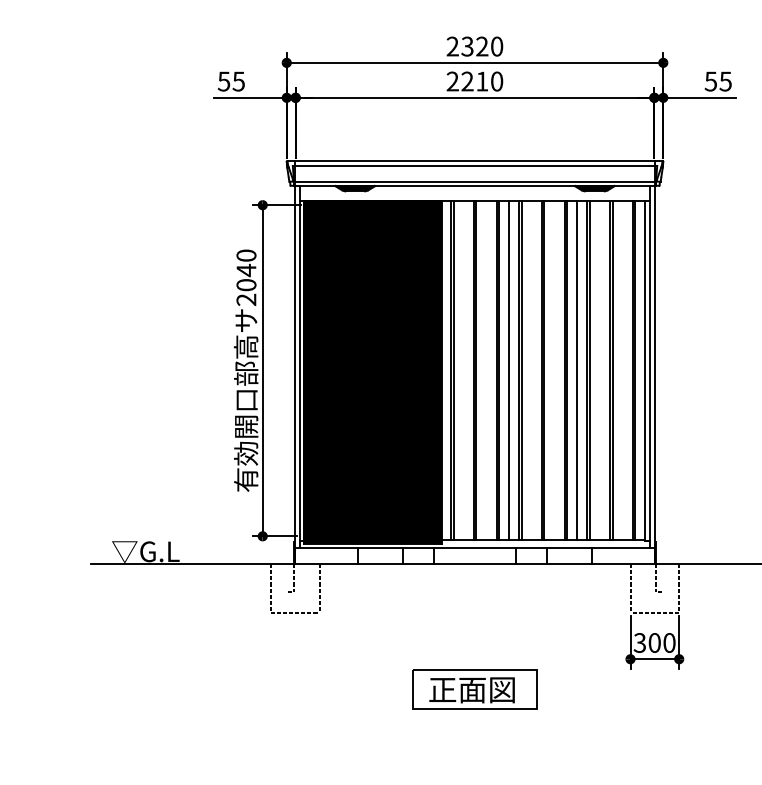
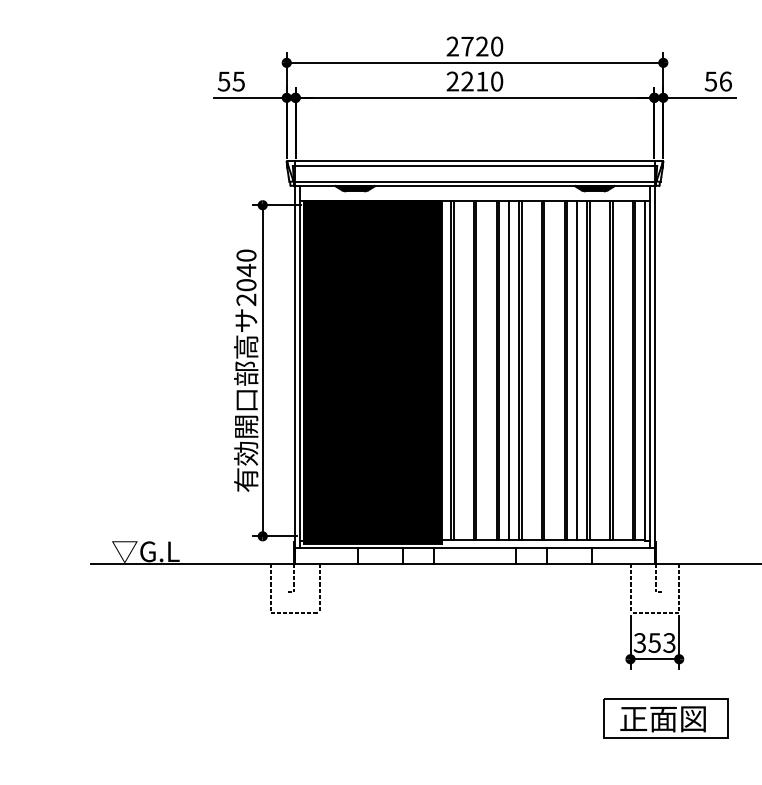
text: 2320 -> 2720 (467, 46)
text: 55 -> 56 (725, 81)
text: 300 -> 353 (661, 642)
part position: (474, 689) -> (665, 718) (665, 718)
